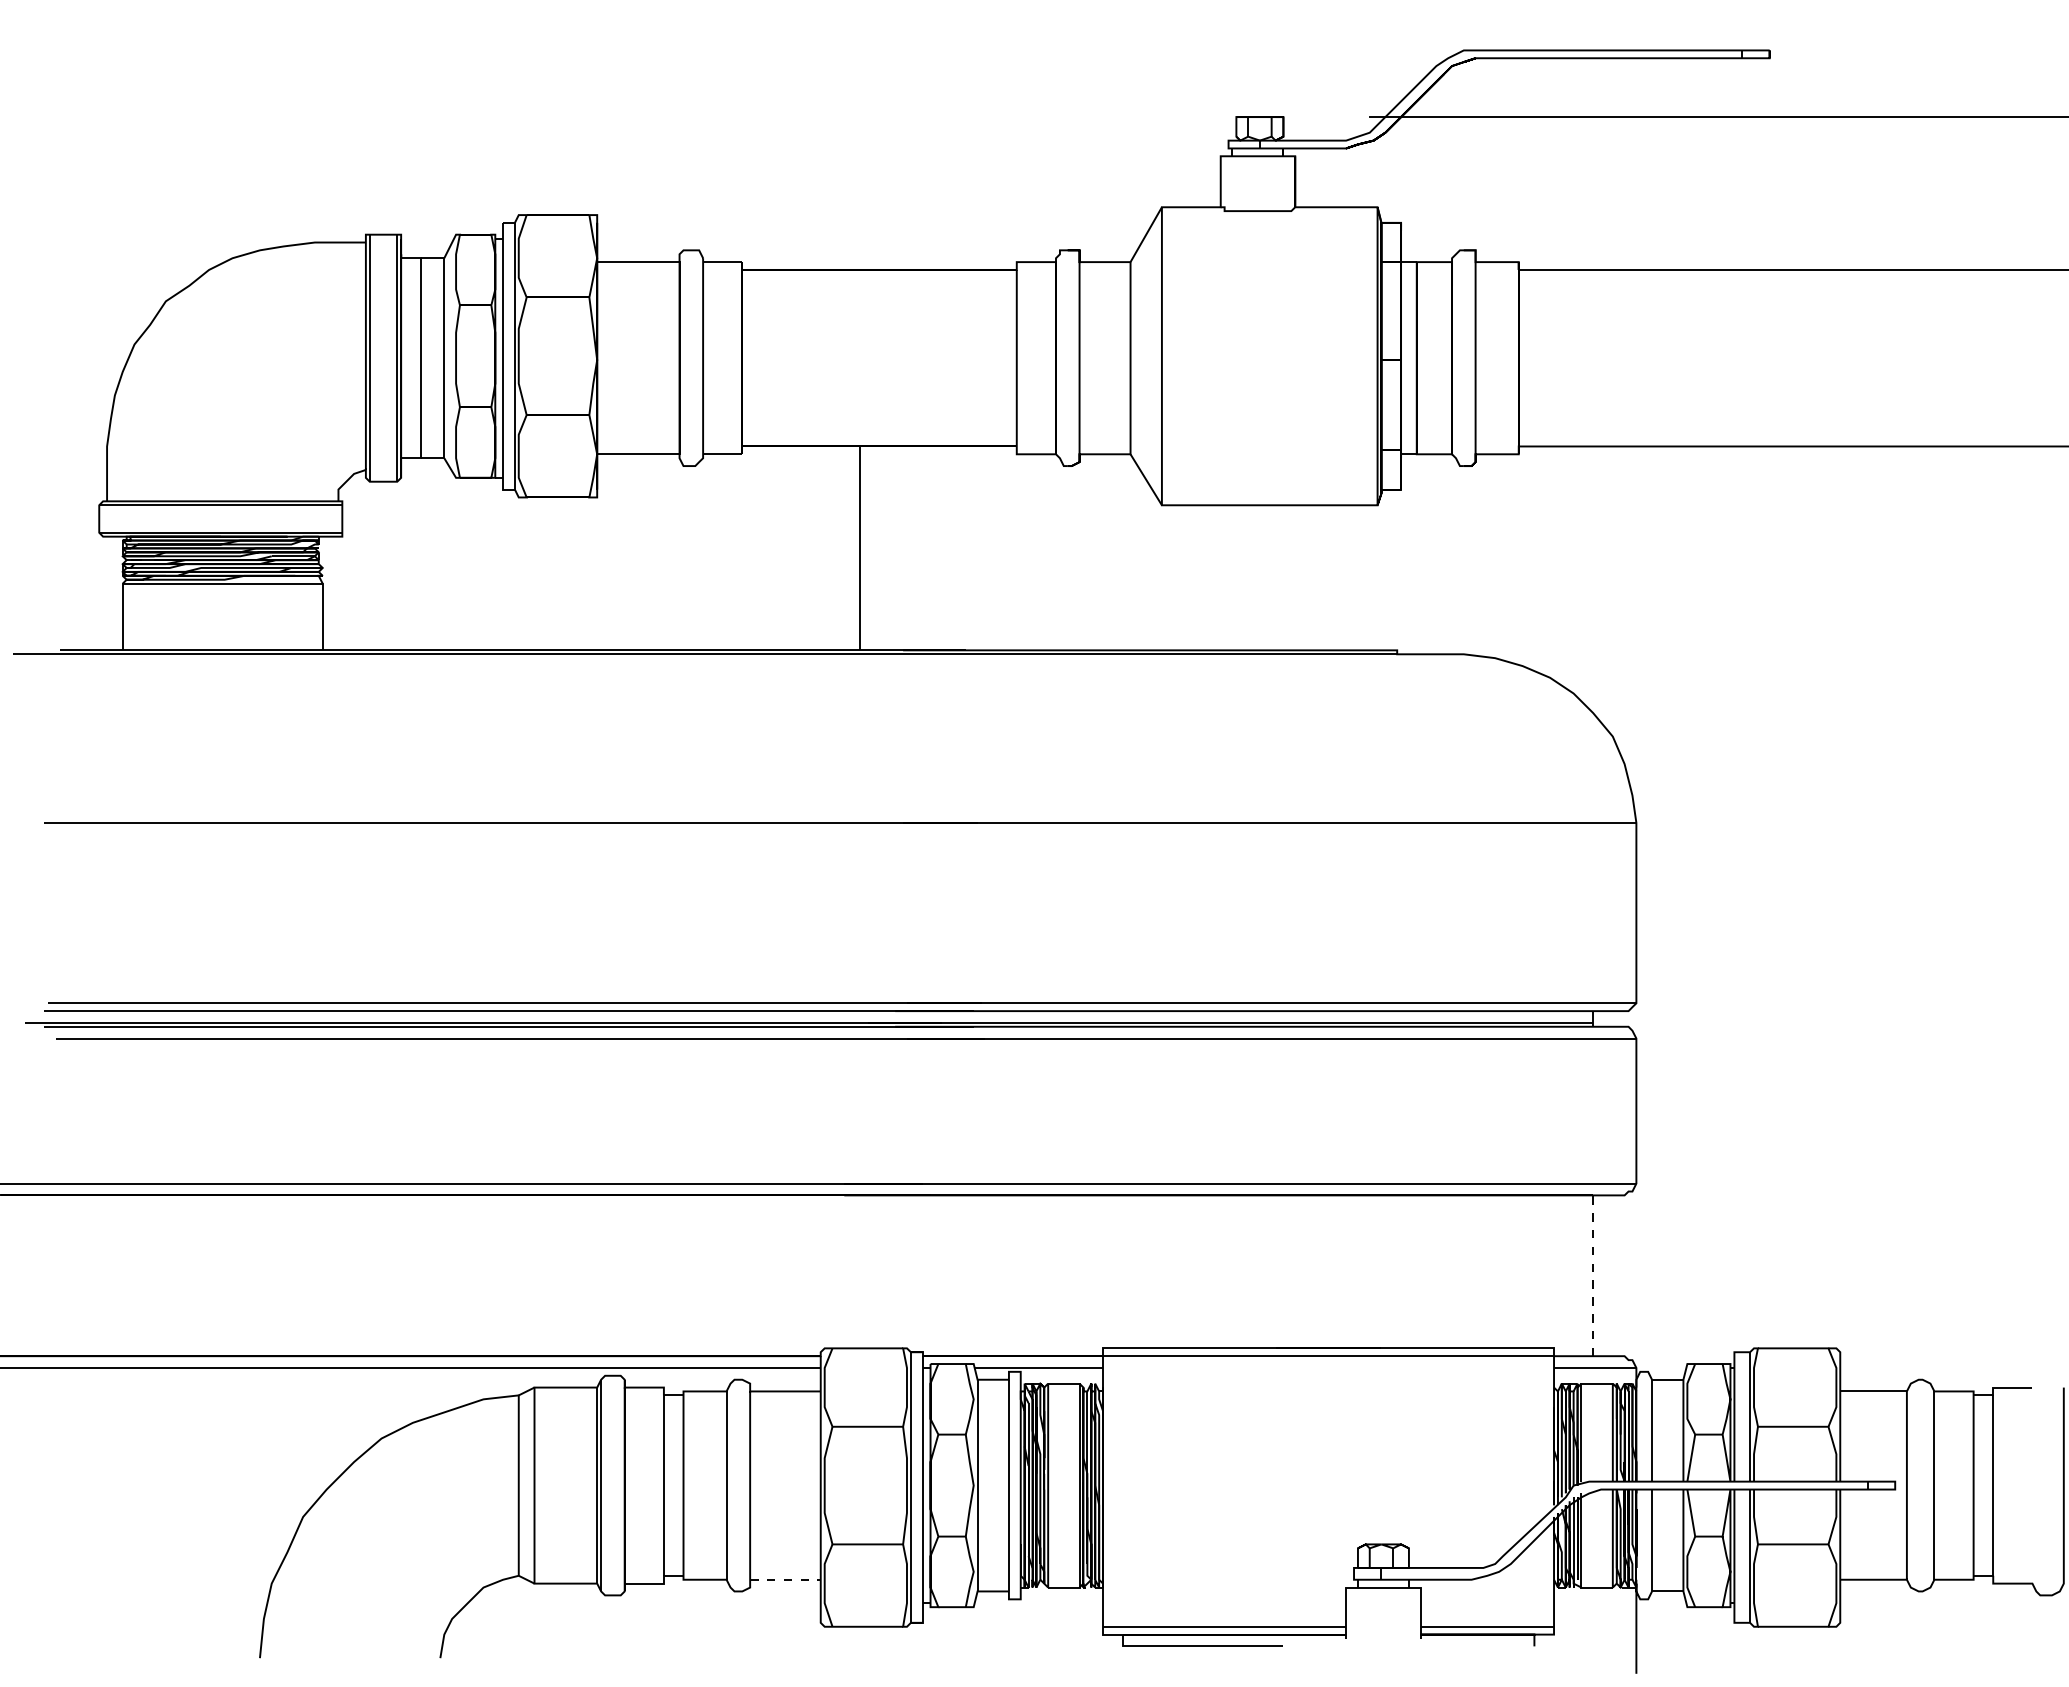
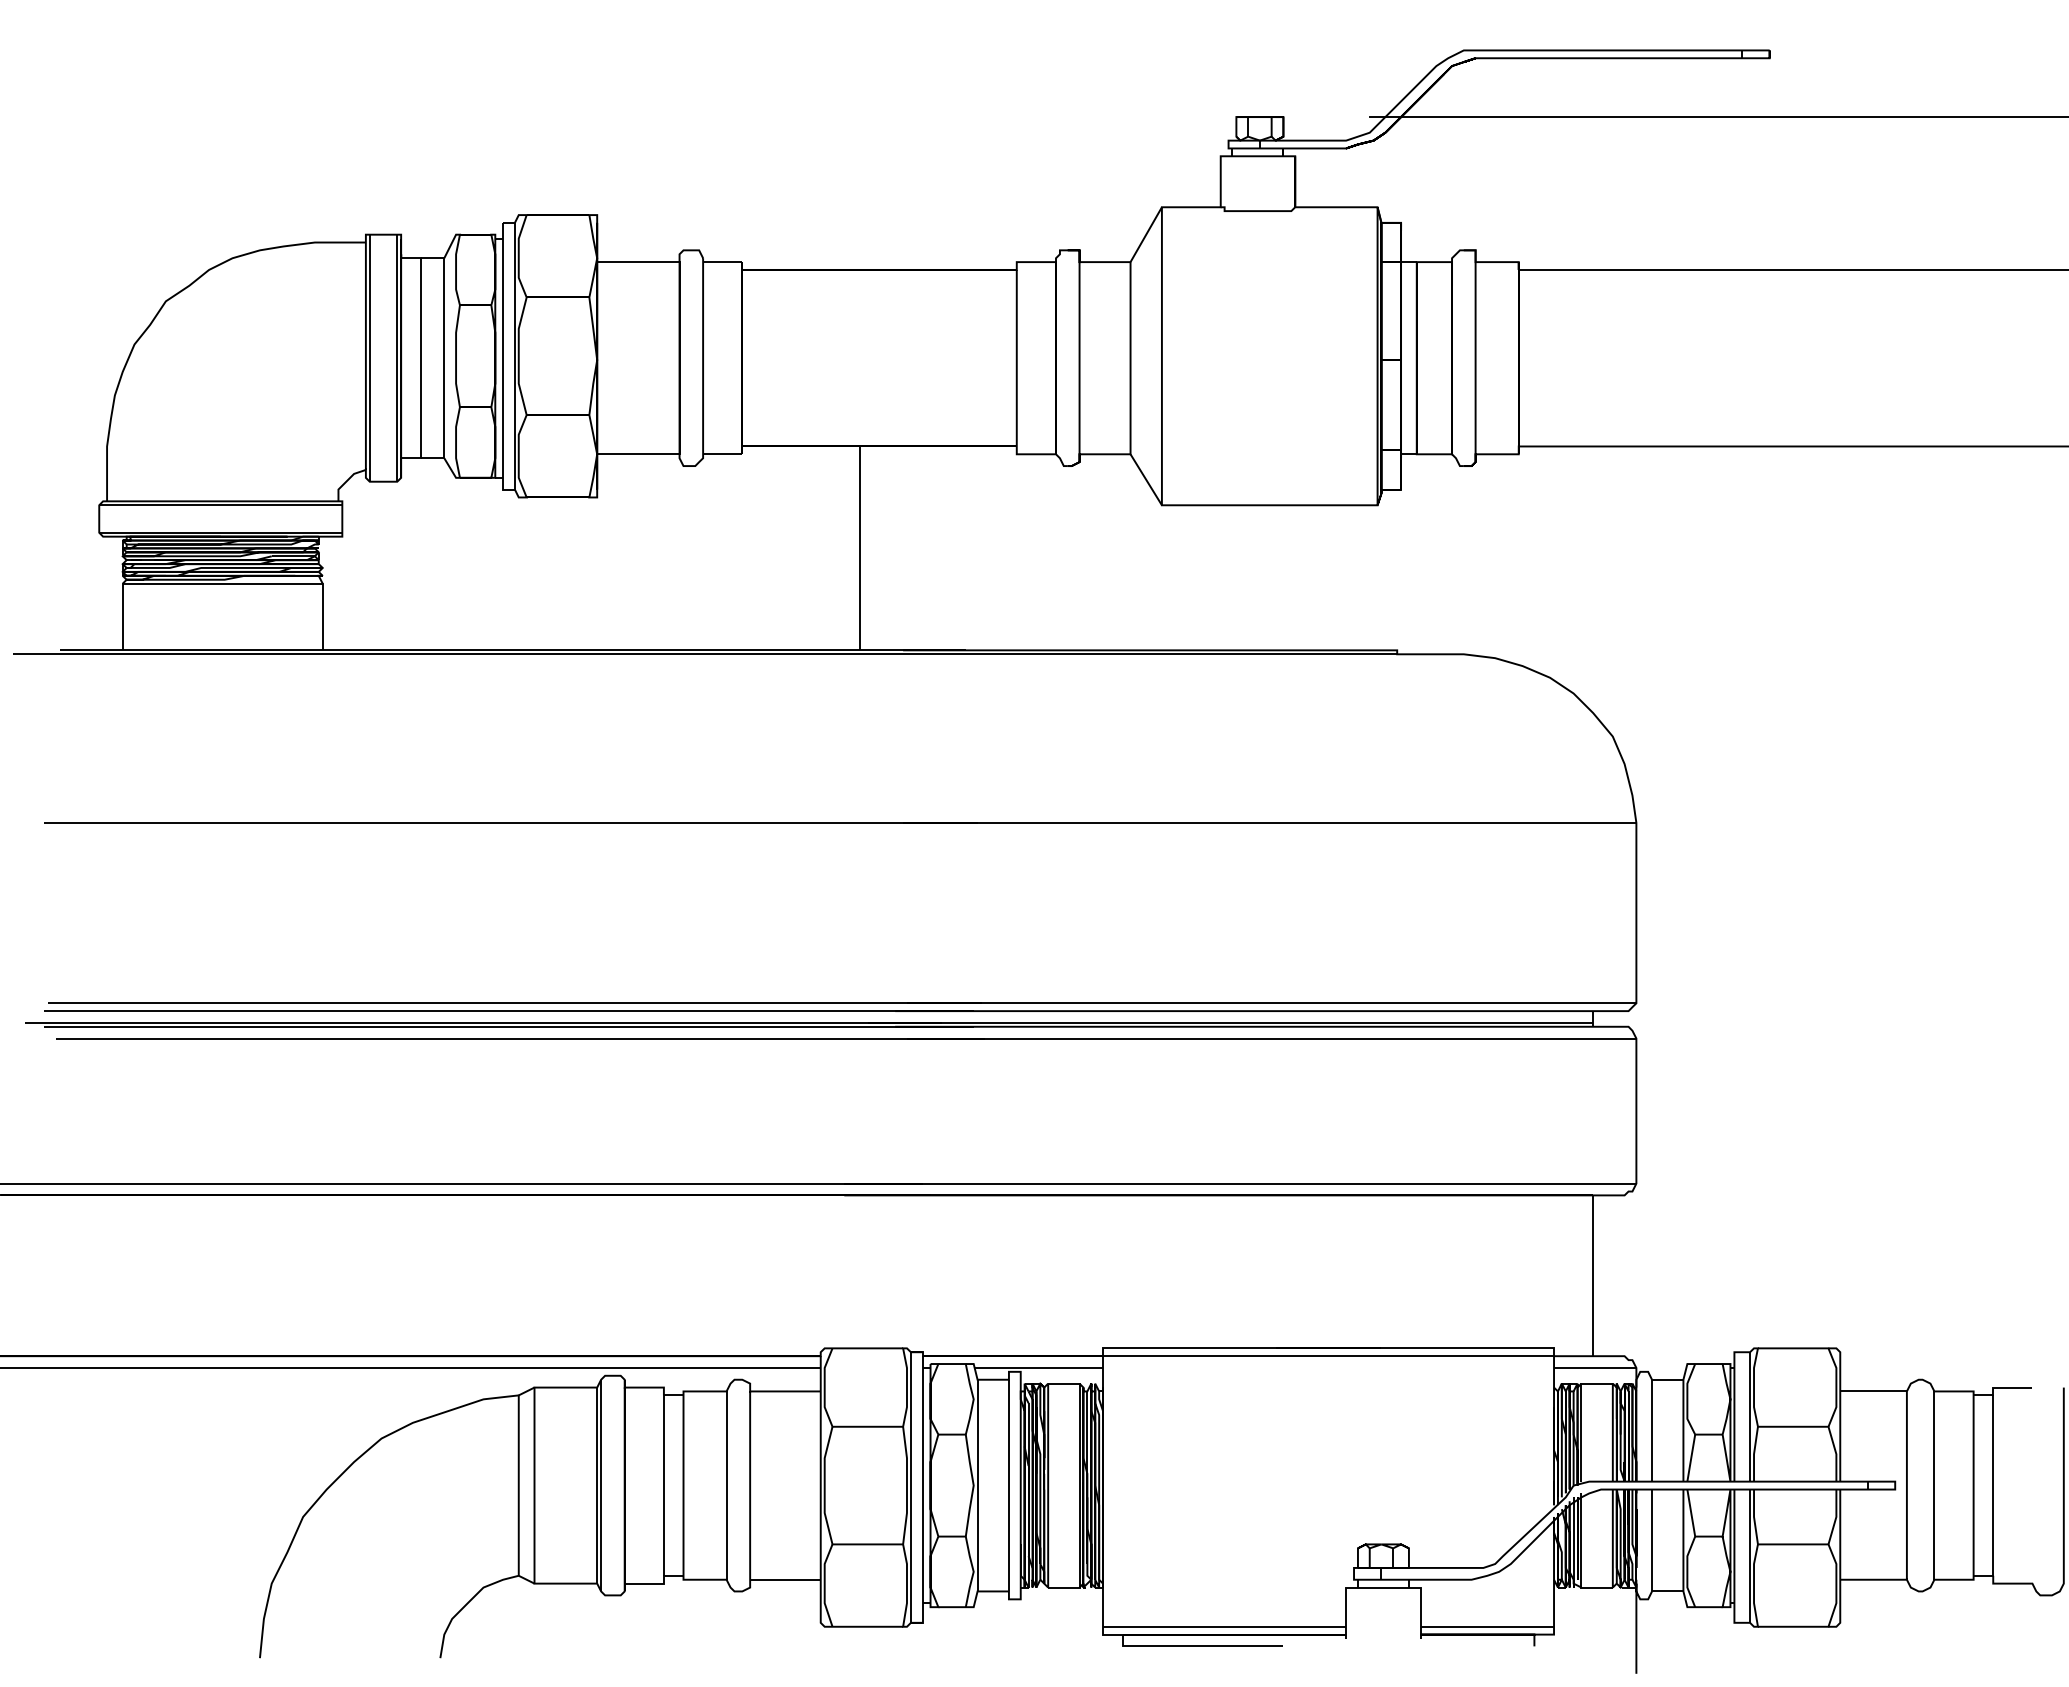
line: dashed -> solid (1593, 1275)
line: dashed -> solid (785, 1579)
